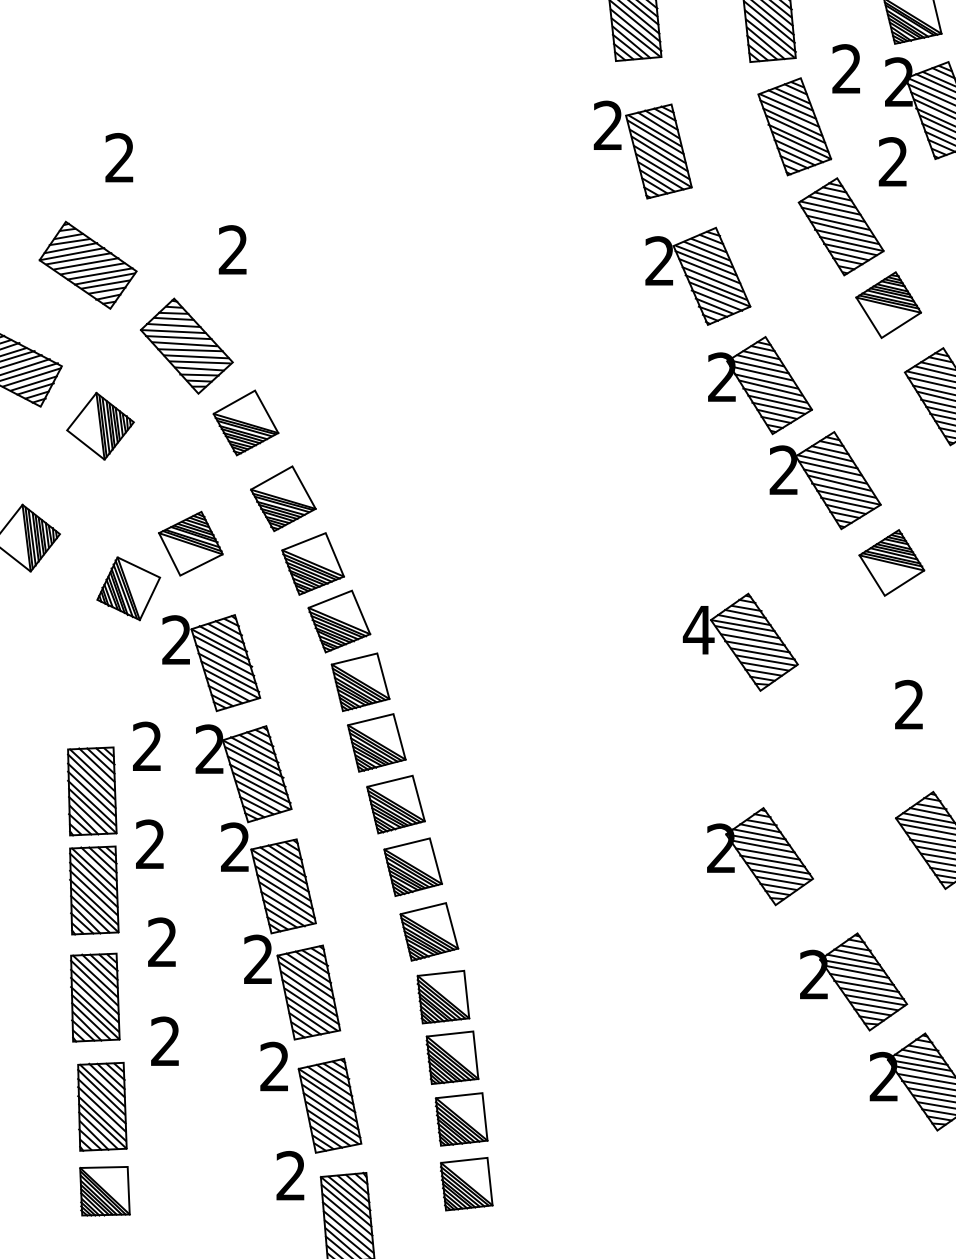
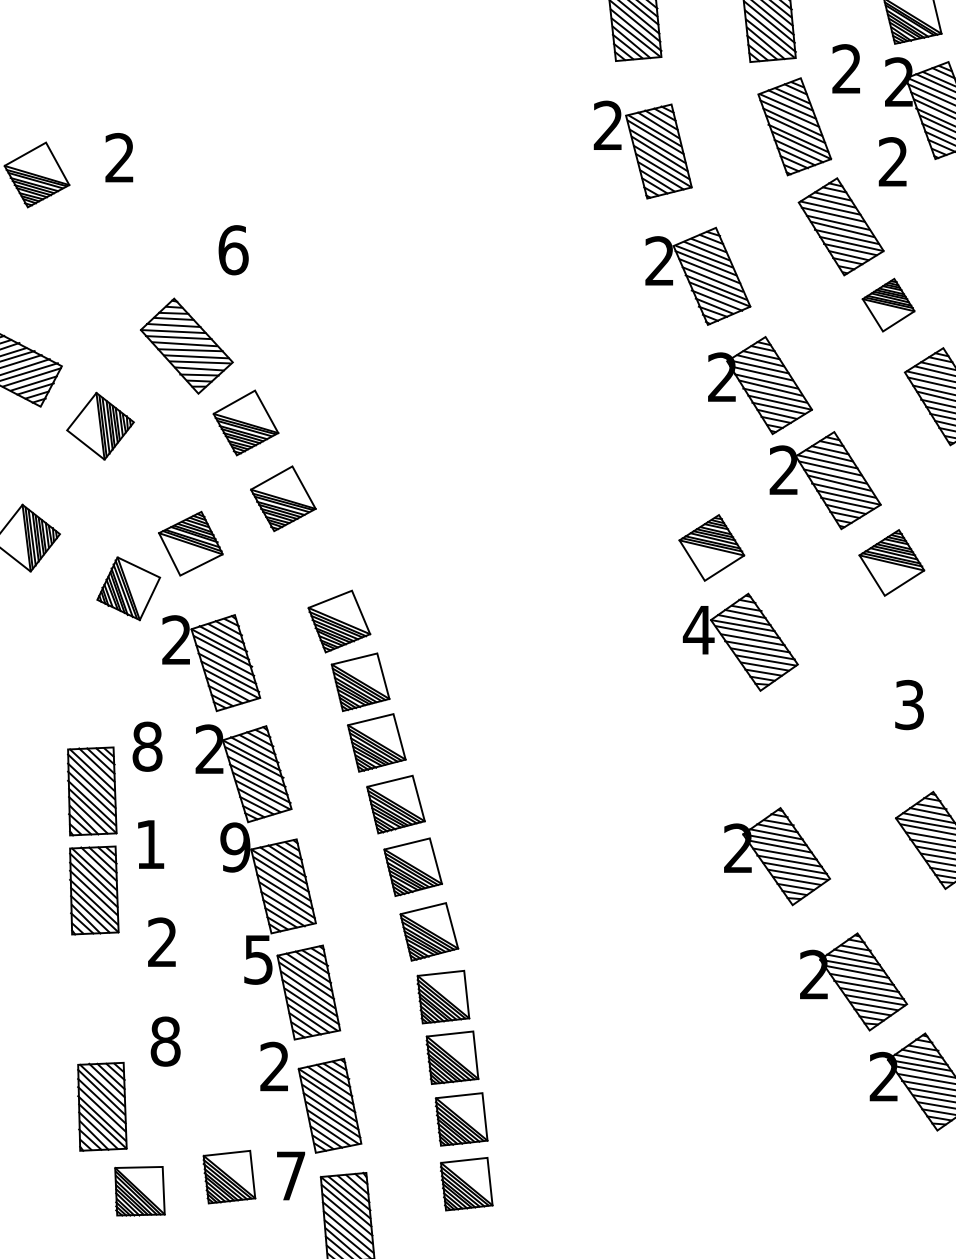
part: none -> present (36, 174)
text: 2 -> 6 (233, 250)
part: present -> none (87, 264)
part size: 67x69 px -> 55x56 px (888, 304)
part: none -> present (711, 547)
part: present -> none (312, 563)
text: 2 -> 3 (909, 705)
text: 2 -> 8 (147, 746)
text: 2 -> 1 (150, 843)
text: 2 -> 9 (235, 847)
part position: (760, 856) -> (777, 856) (777, 856)
text: 2 -> 5 (258, 959)
part: present -> none (95, 997)
text: 2 -> 8 (165, 1041)
text: 2 -> 7 (290, 1175)
part: none -> present (229, 1176)
part position: (104, 1191) -> (139, 1191) (139, 1191)
